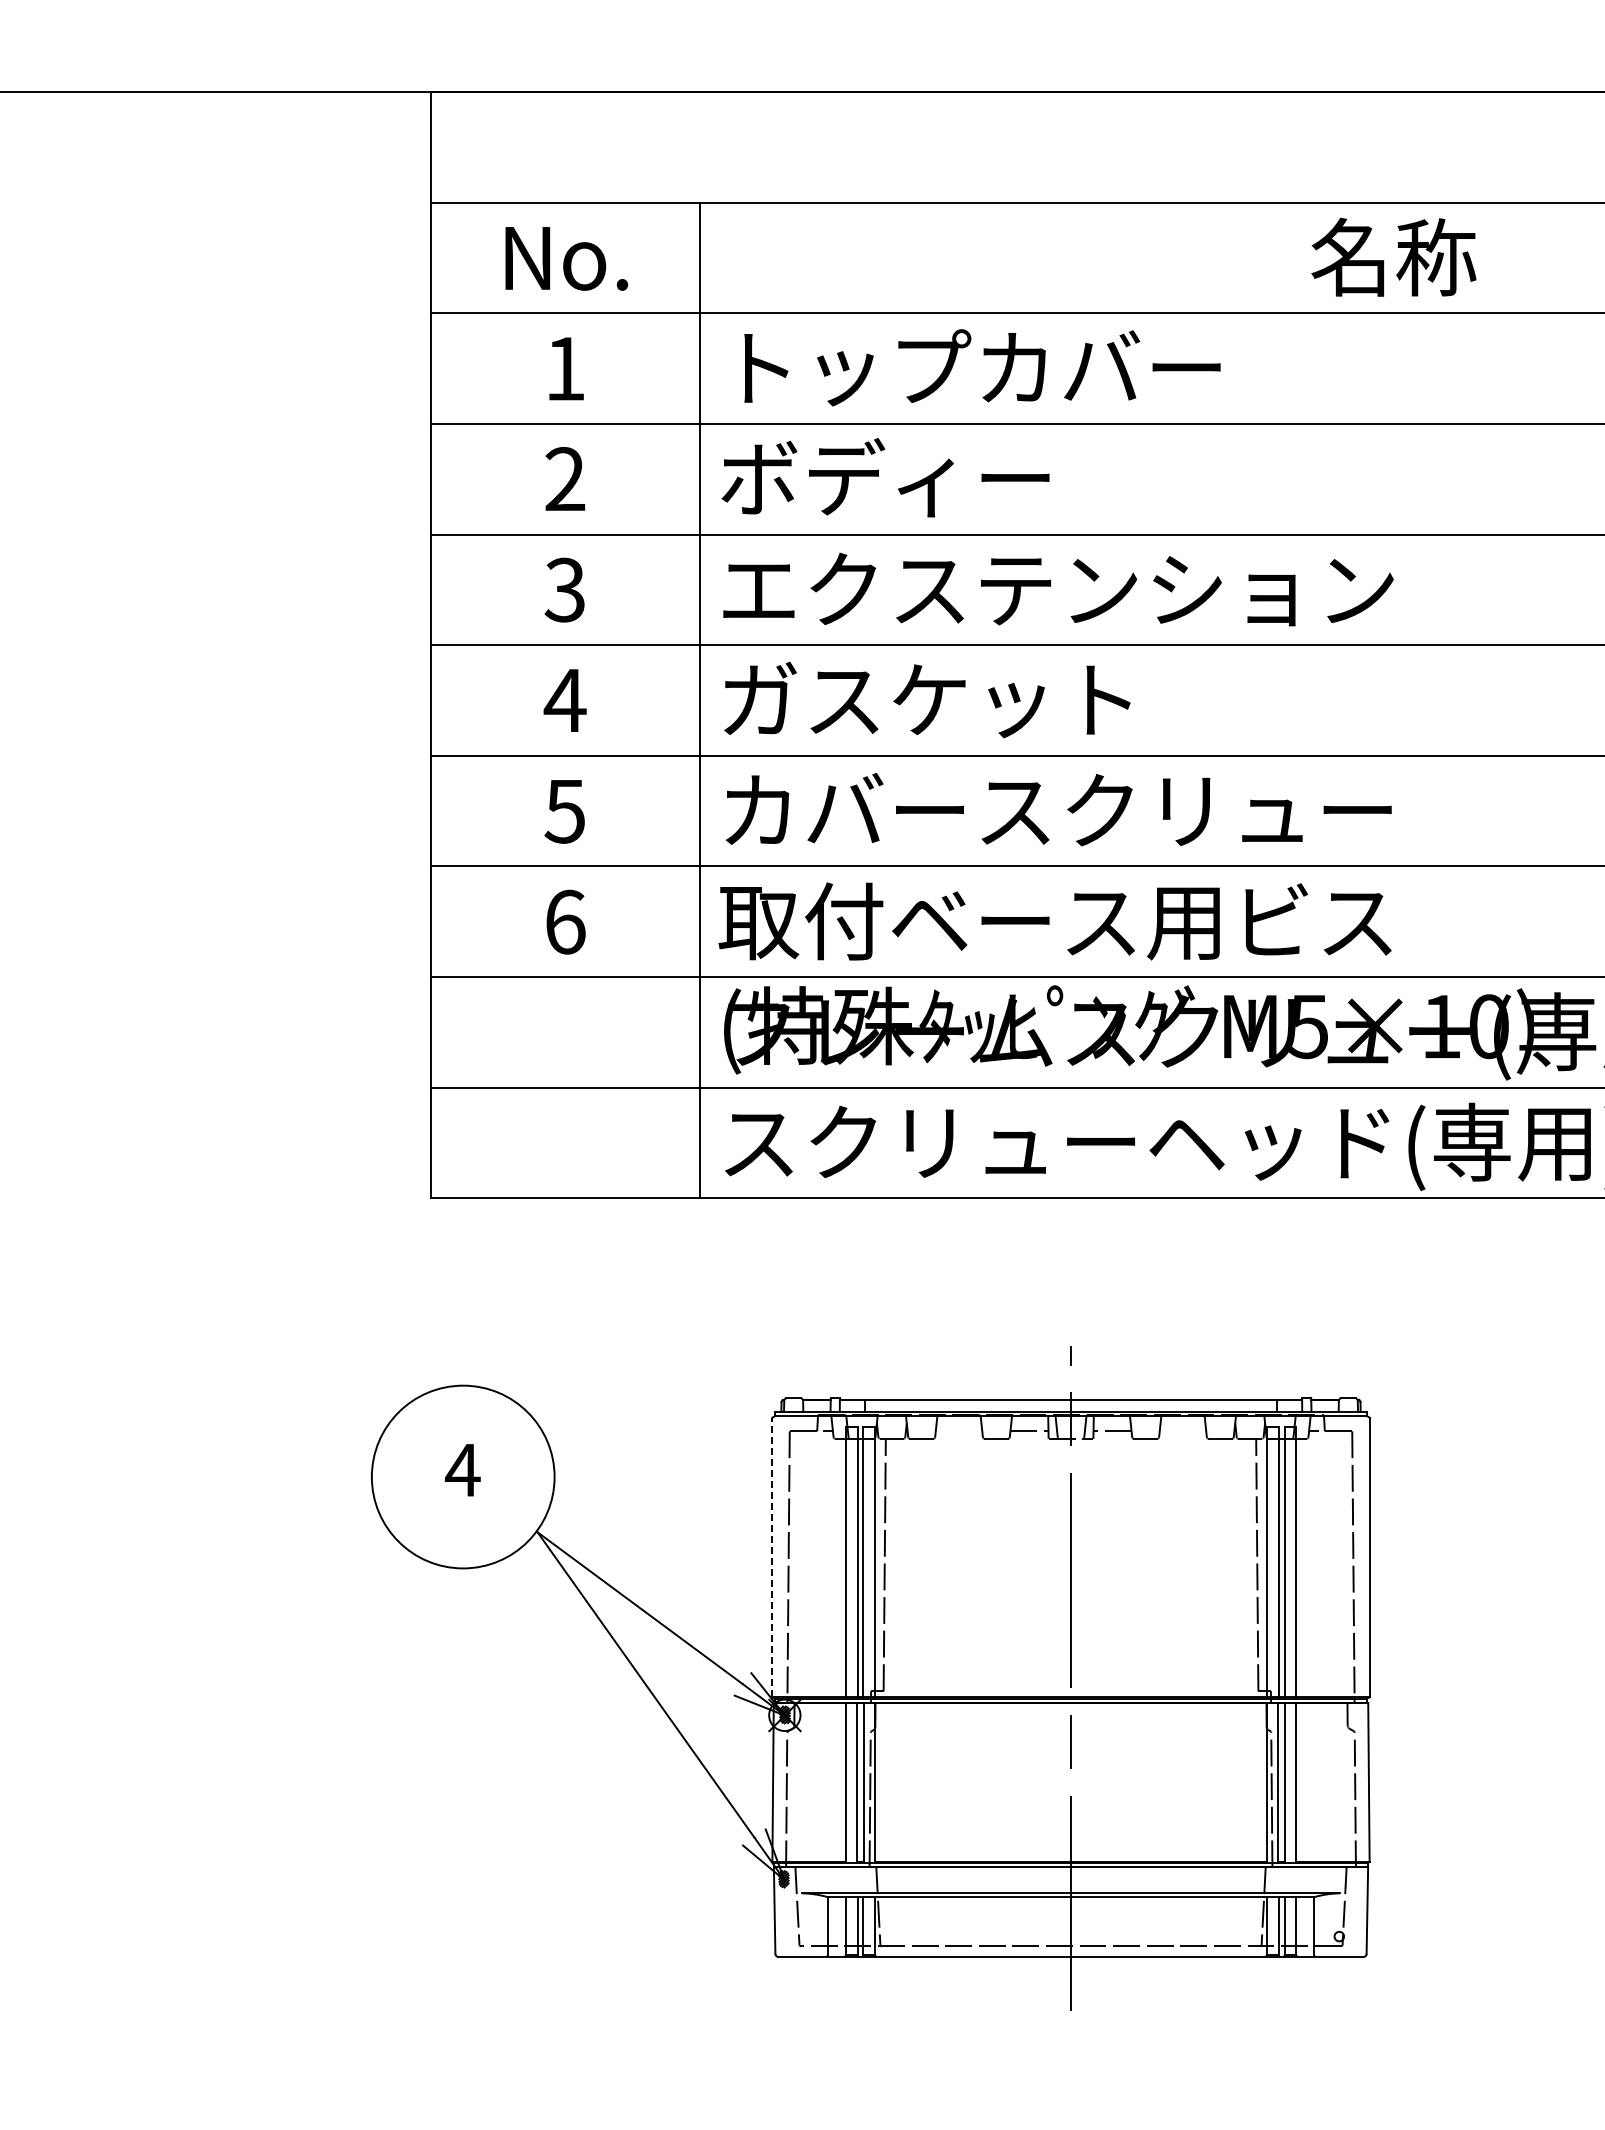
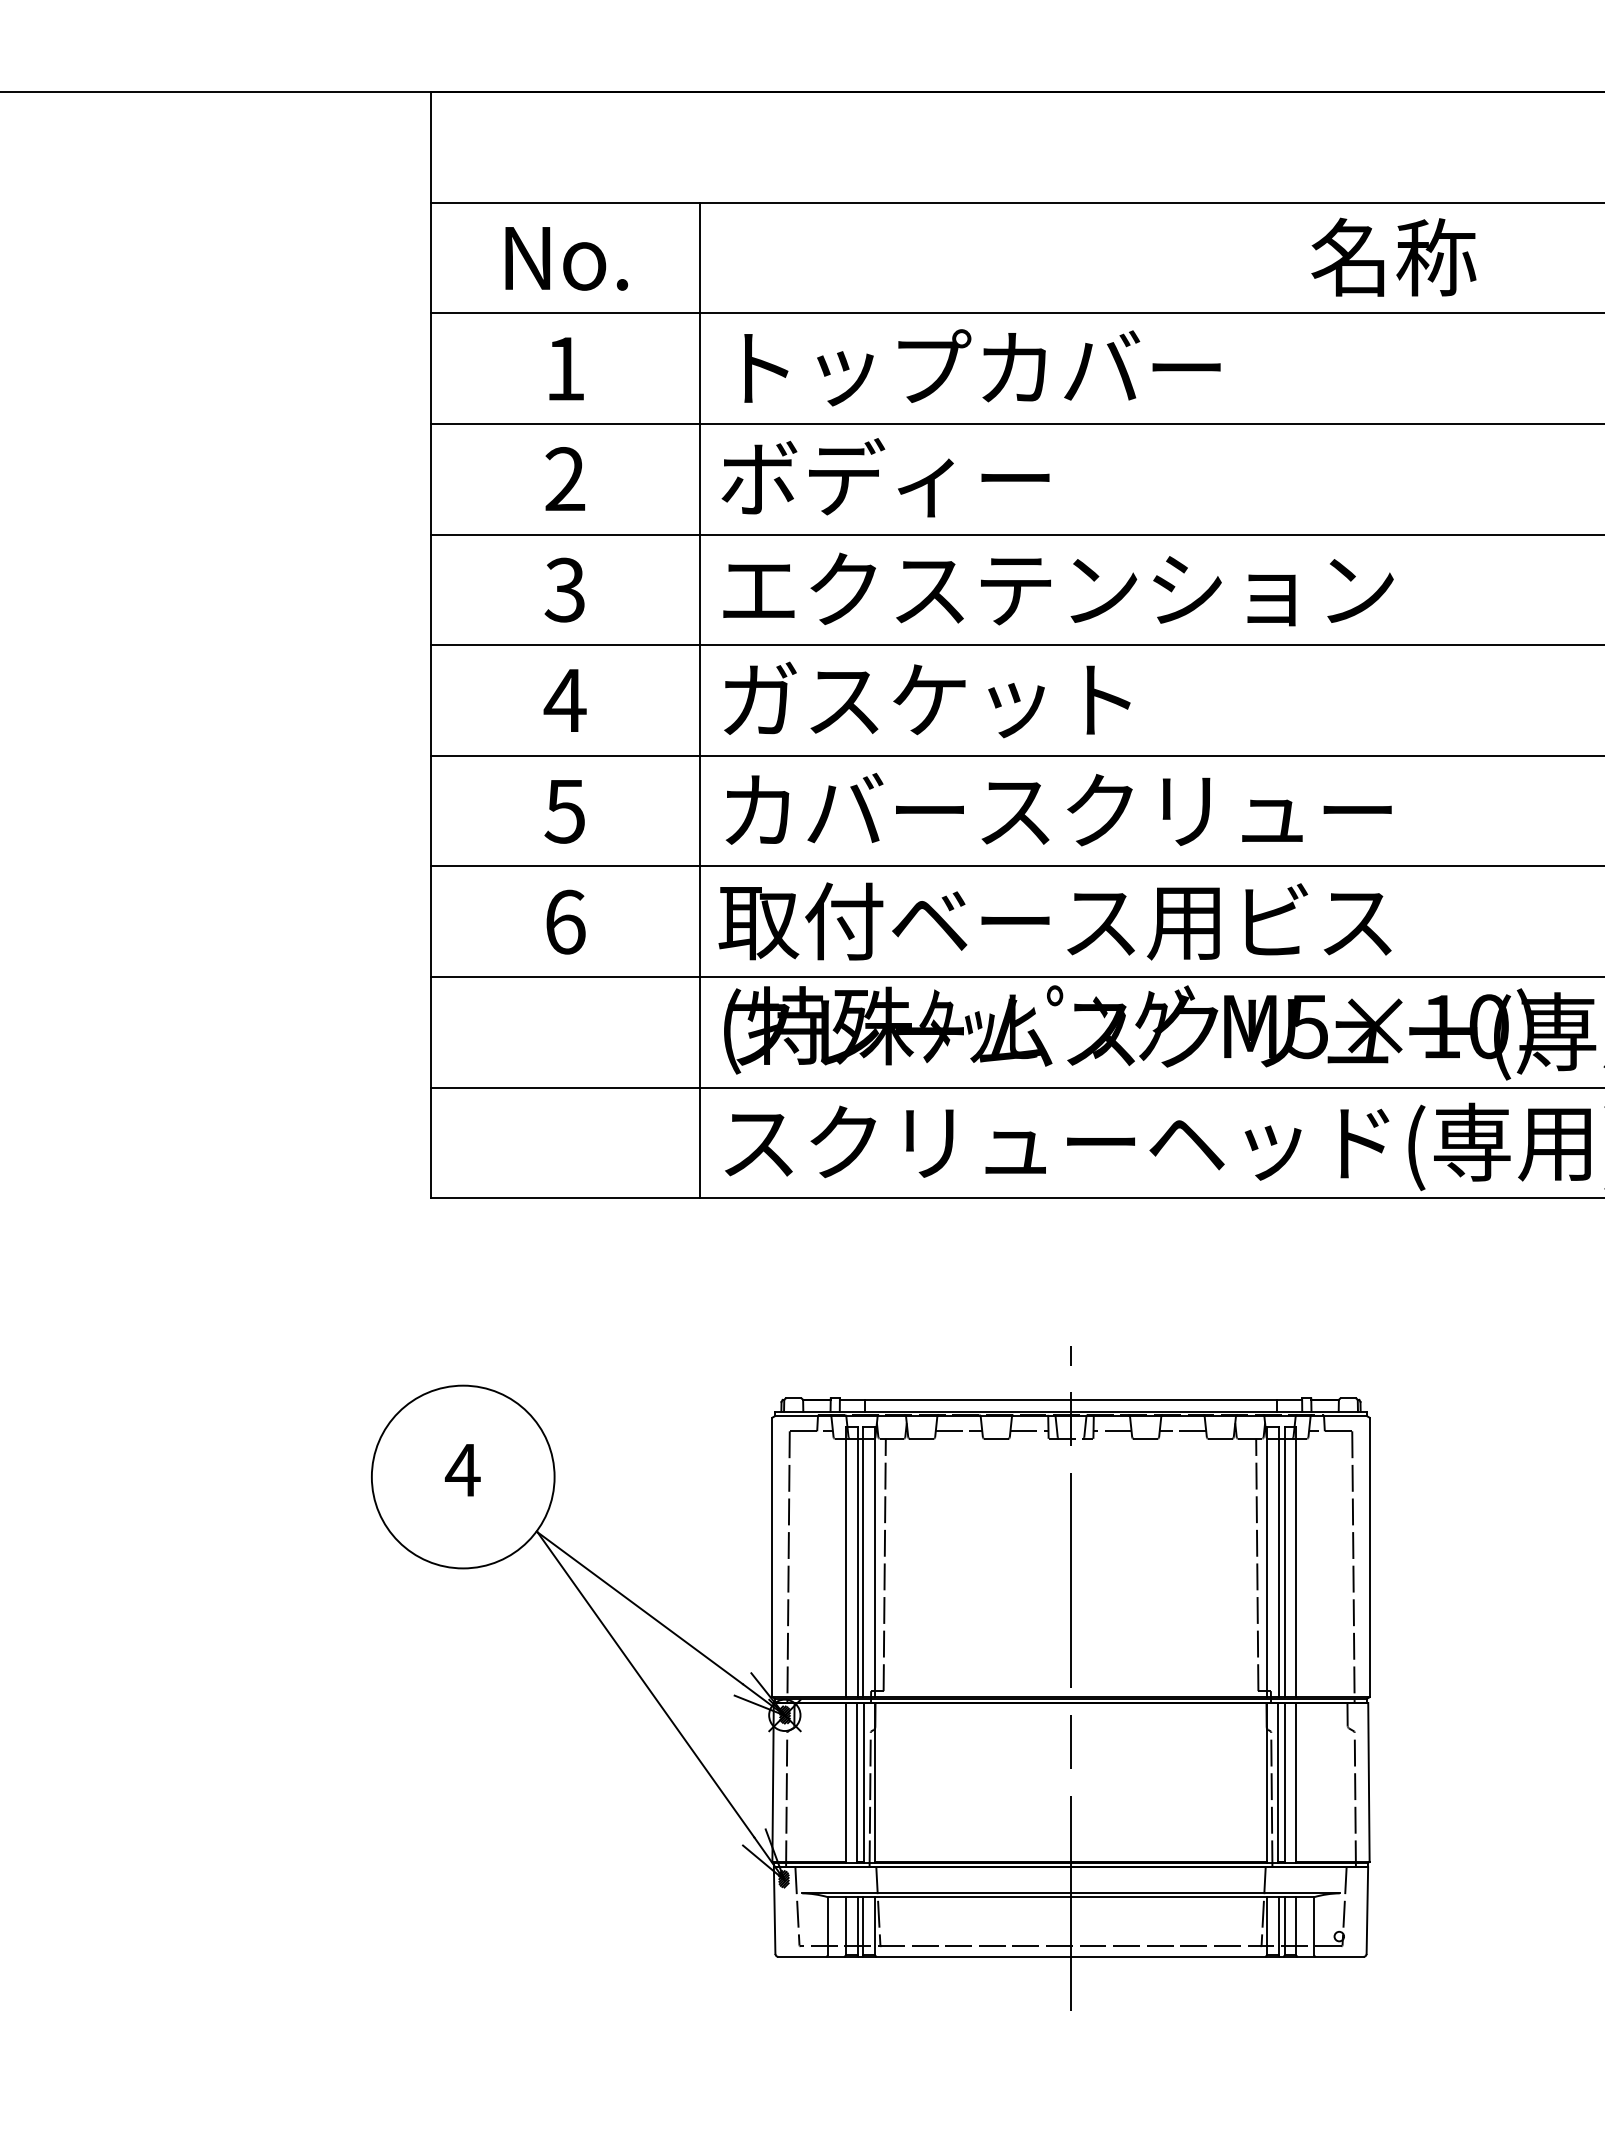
line: none -> present (958, 1431)
line: none -> present (1182, 1431)
line: dashed -> solid (772, 1557)
